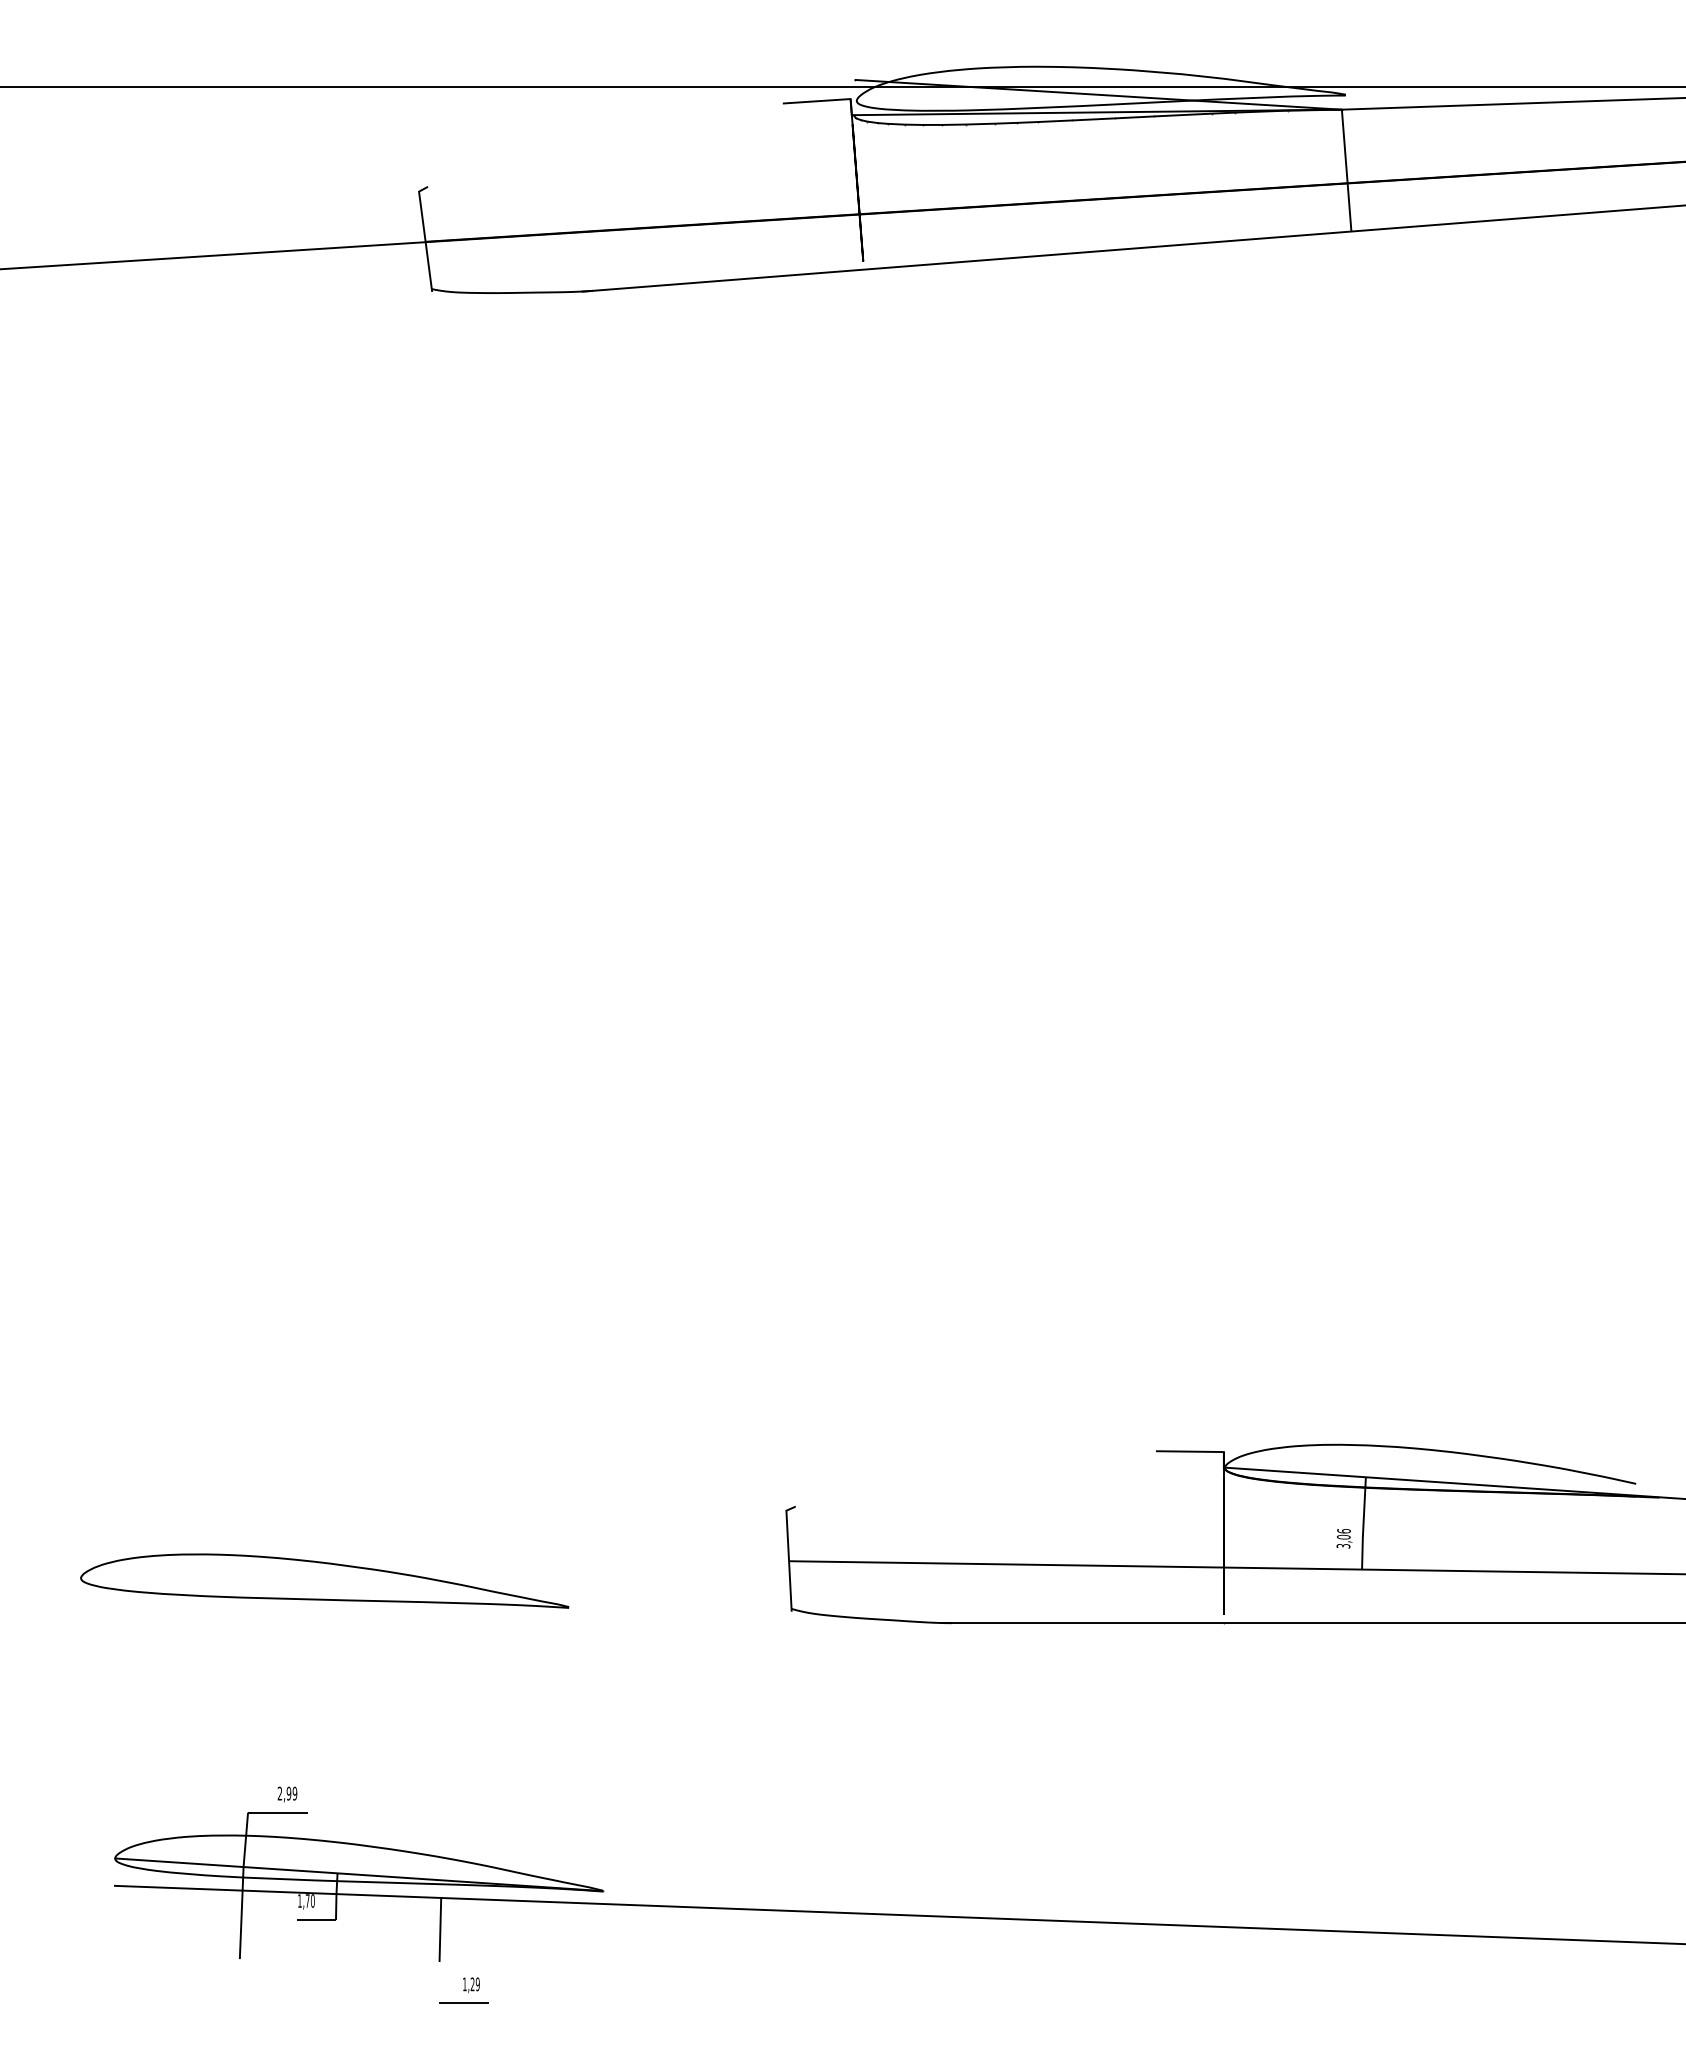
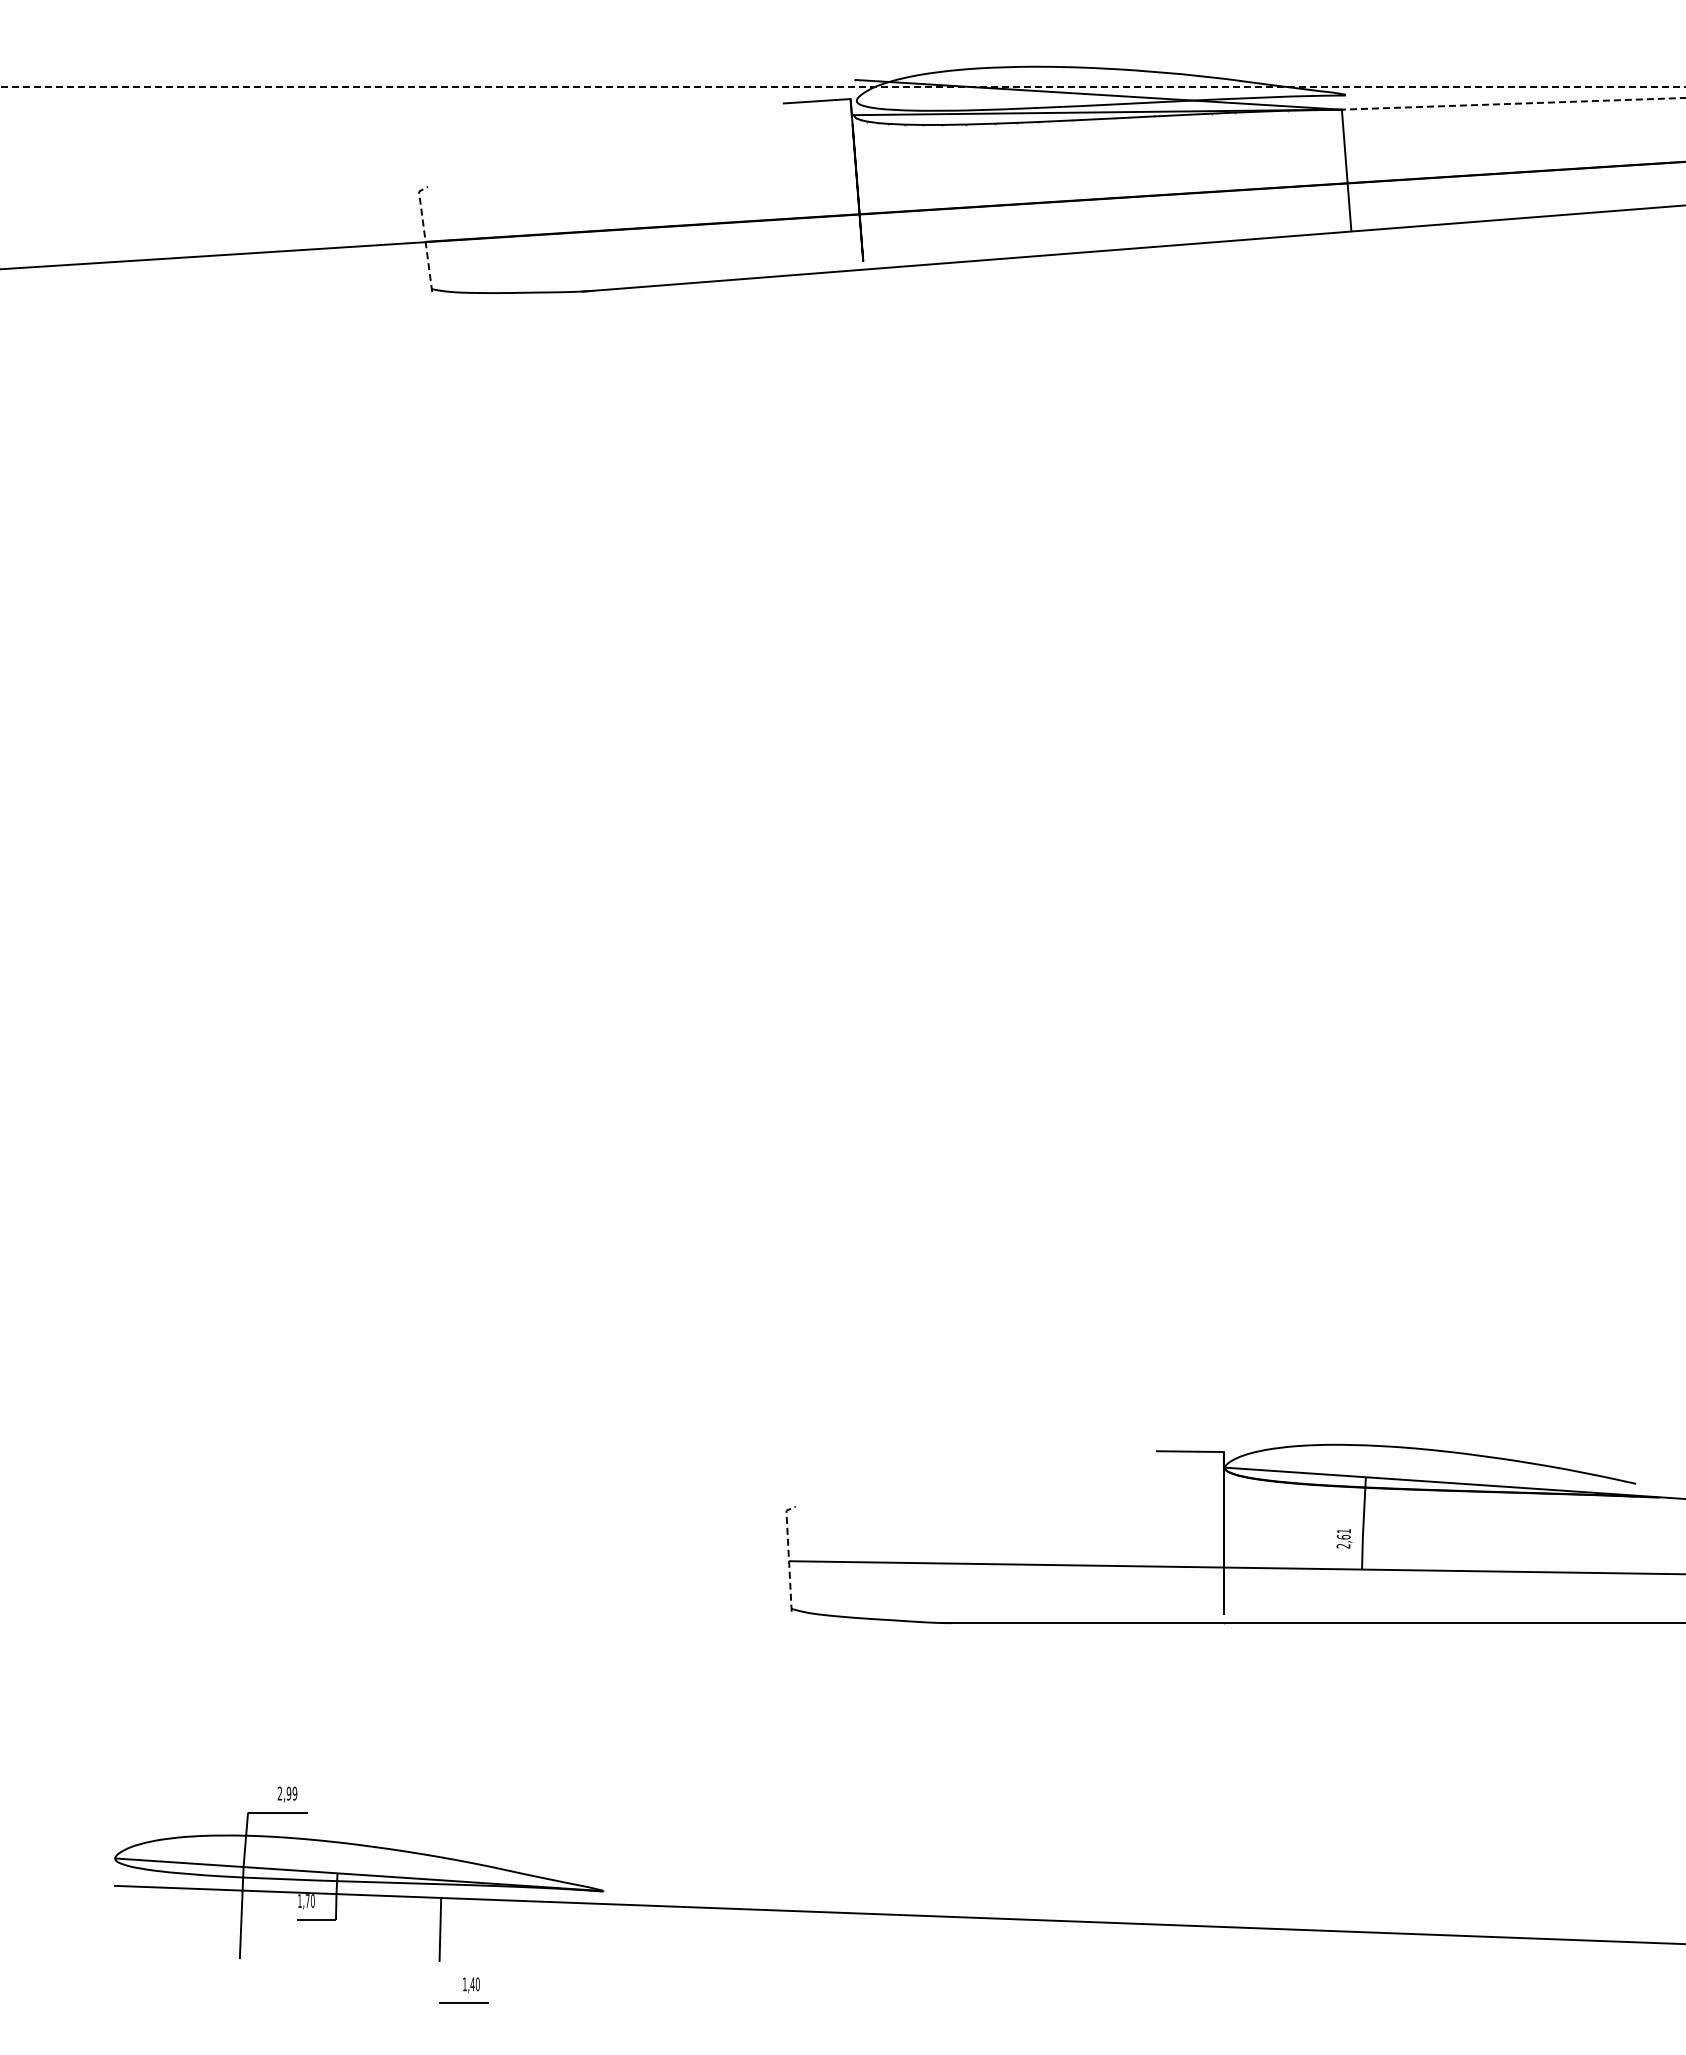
line: solid -> dashed (842, 87)
line: solid -> dashed (1513, 103)
line: solid -> dashed (424, 235)
text: 3,06 -> 2,61 (1343, 1538)
line: solid -> dashed (788, 1555)
curve: present -> none (326, 1564)
text: 1,29 -> 1,40 (474, 1984)
